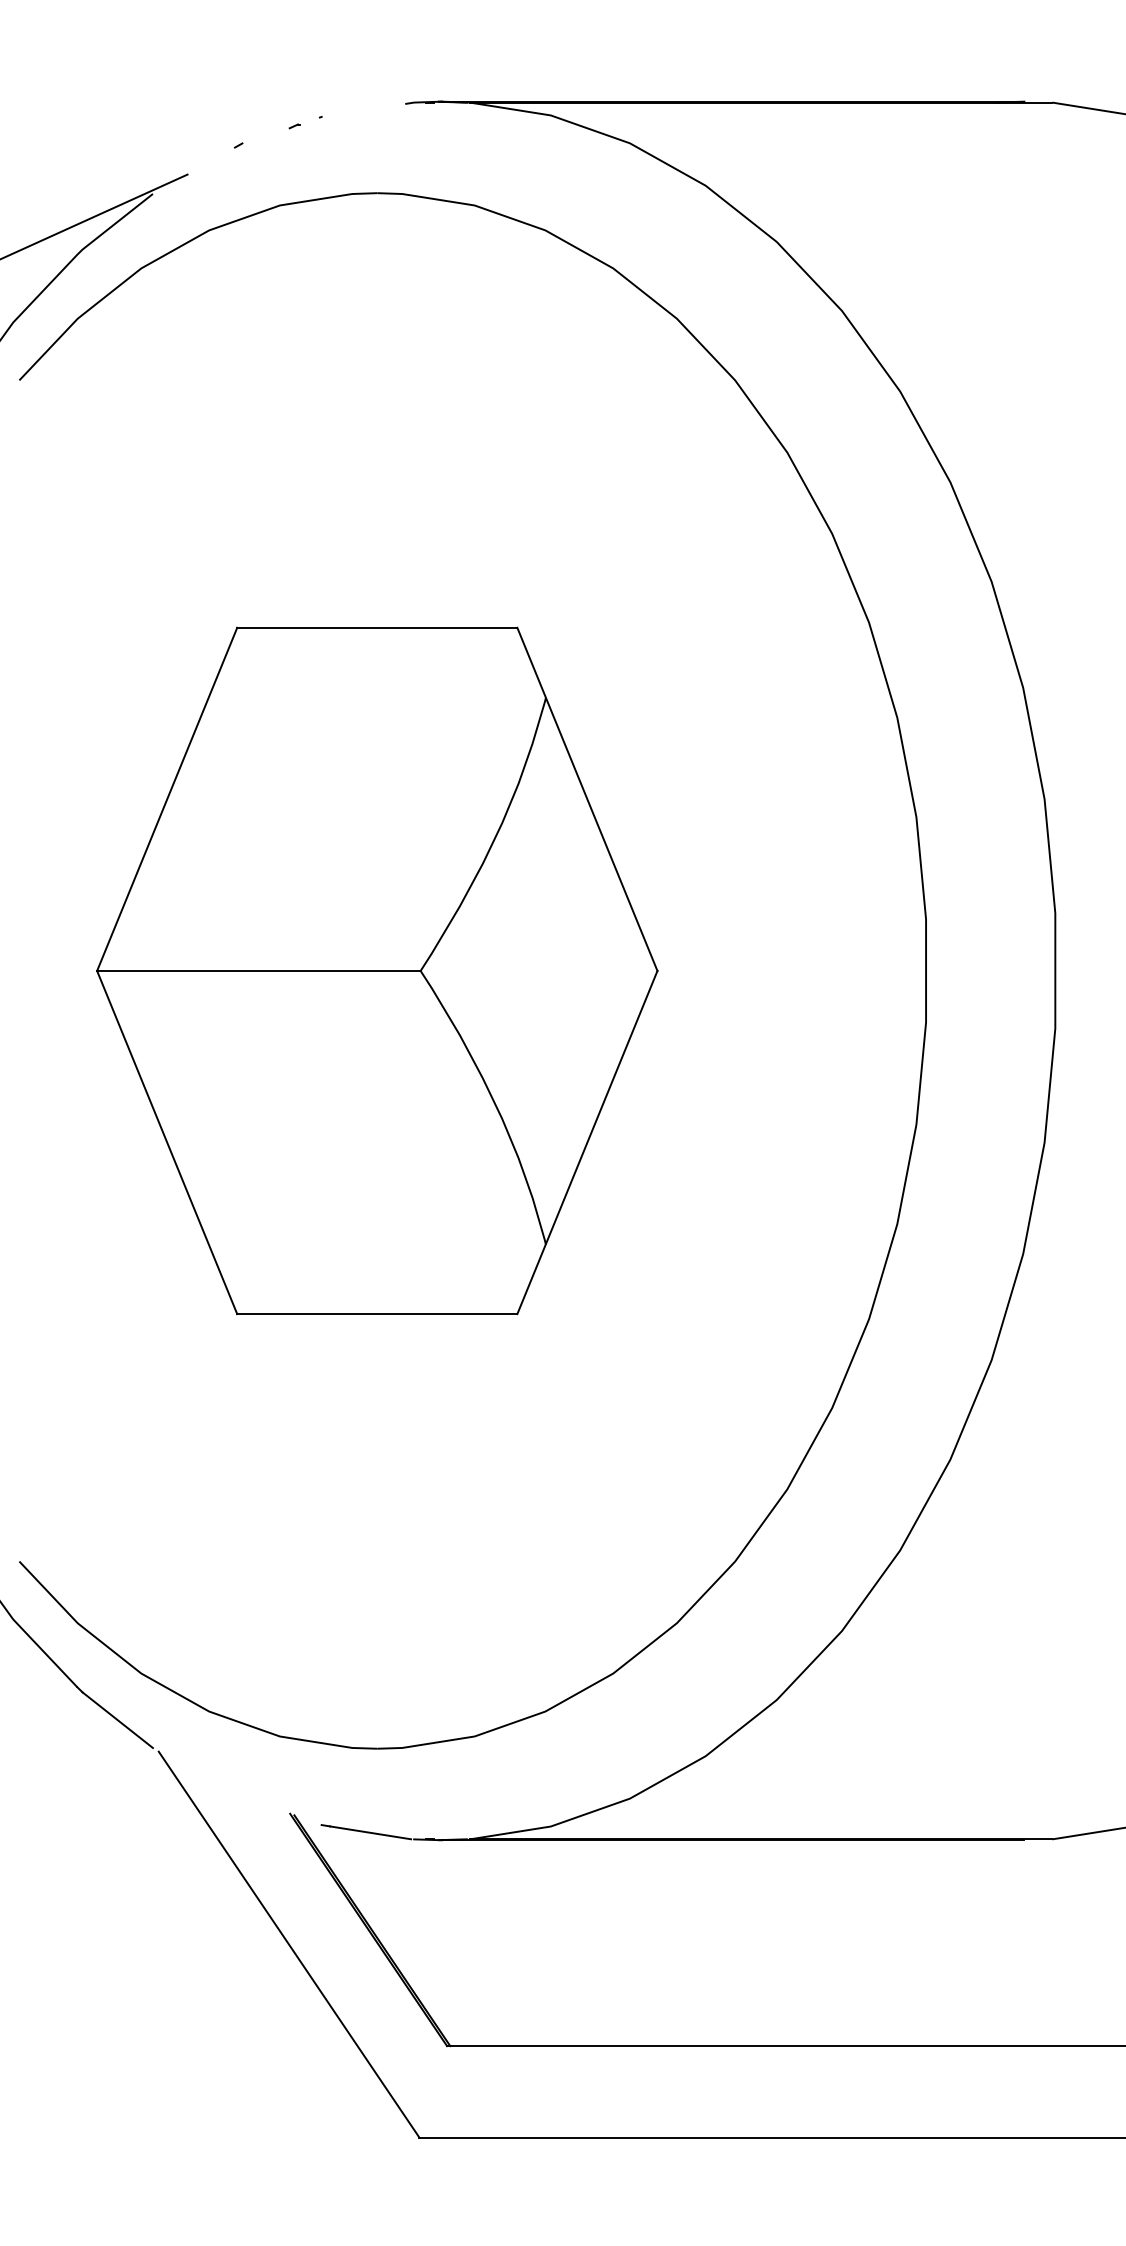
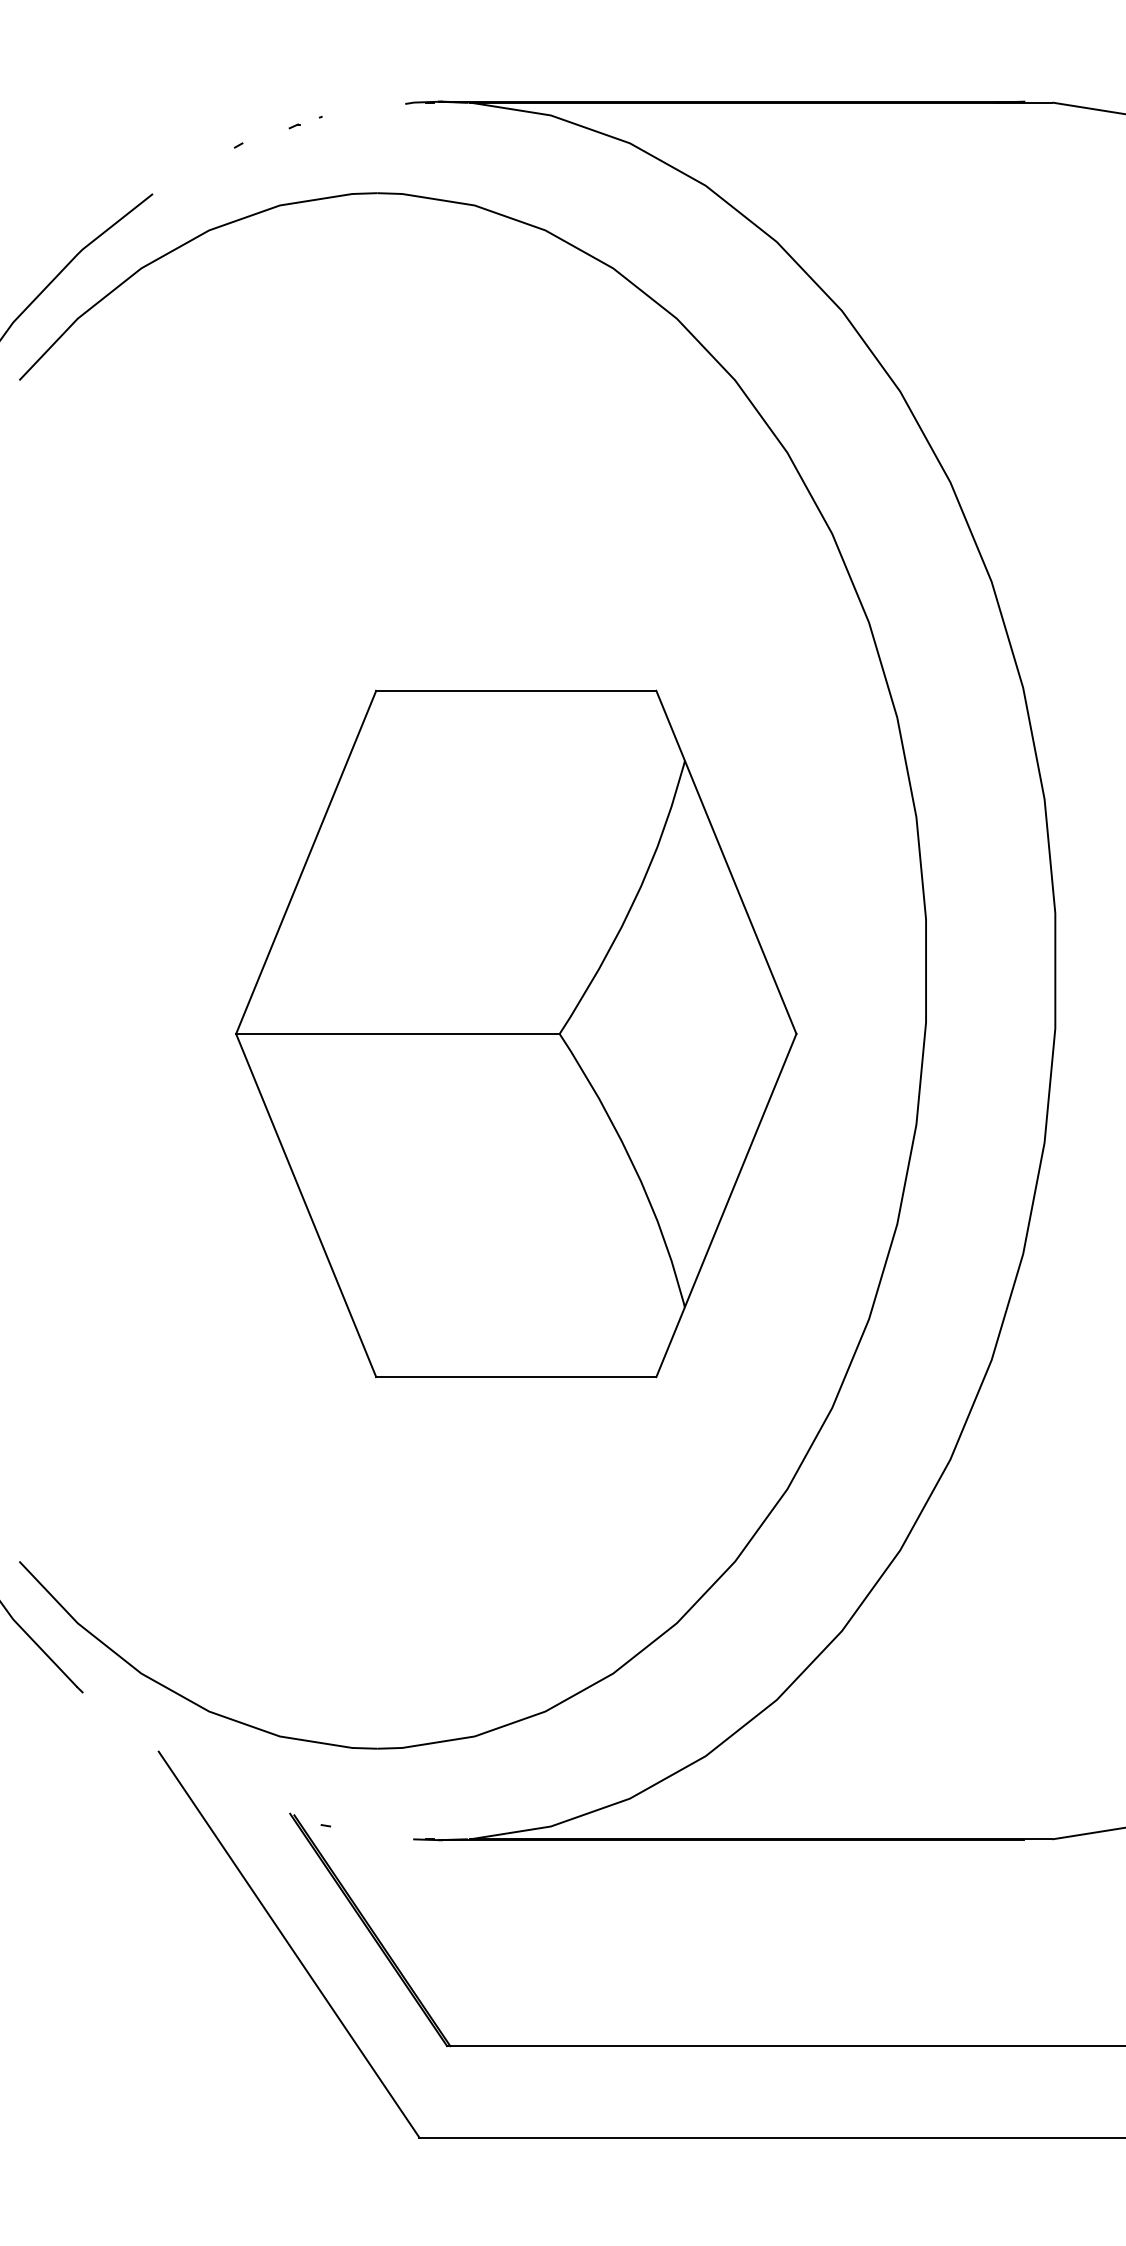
line: present -> none (94, 216)
part position: (377, 970) -> (516, 1033) (516, 1033)
line: present -> none (117, 1720)
line: present -> none (370, 1832)
